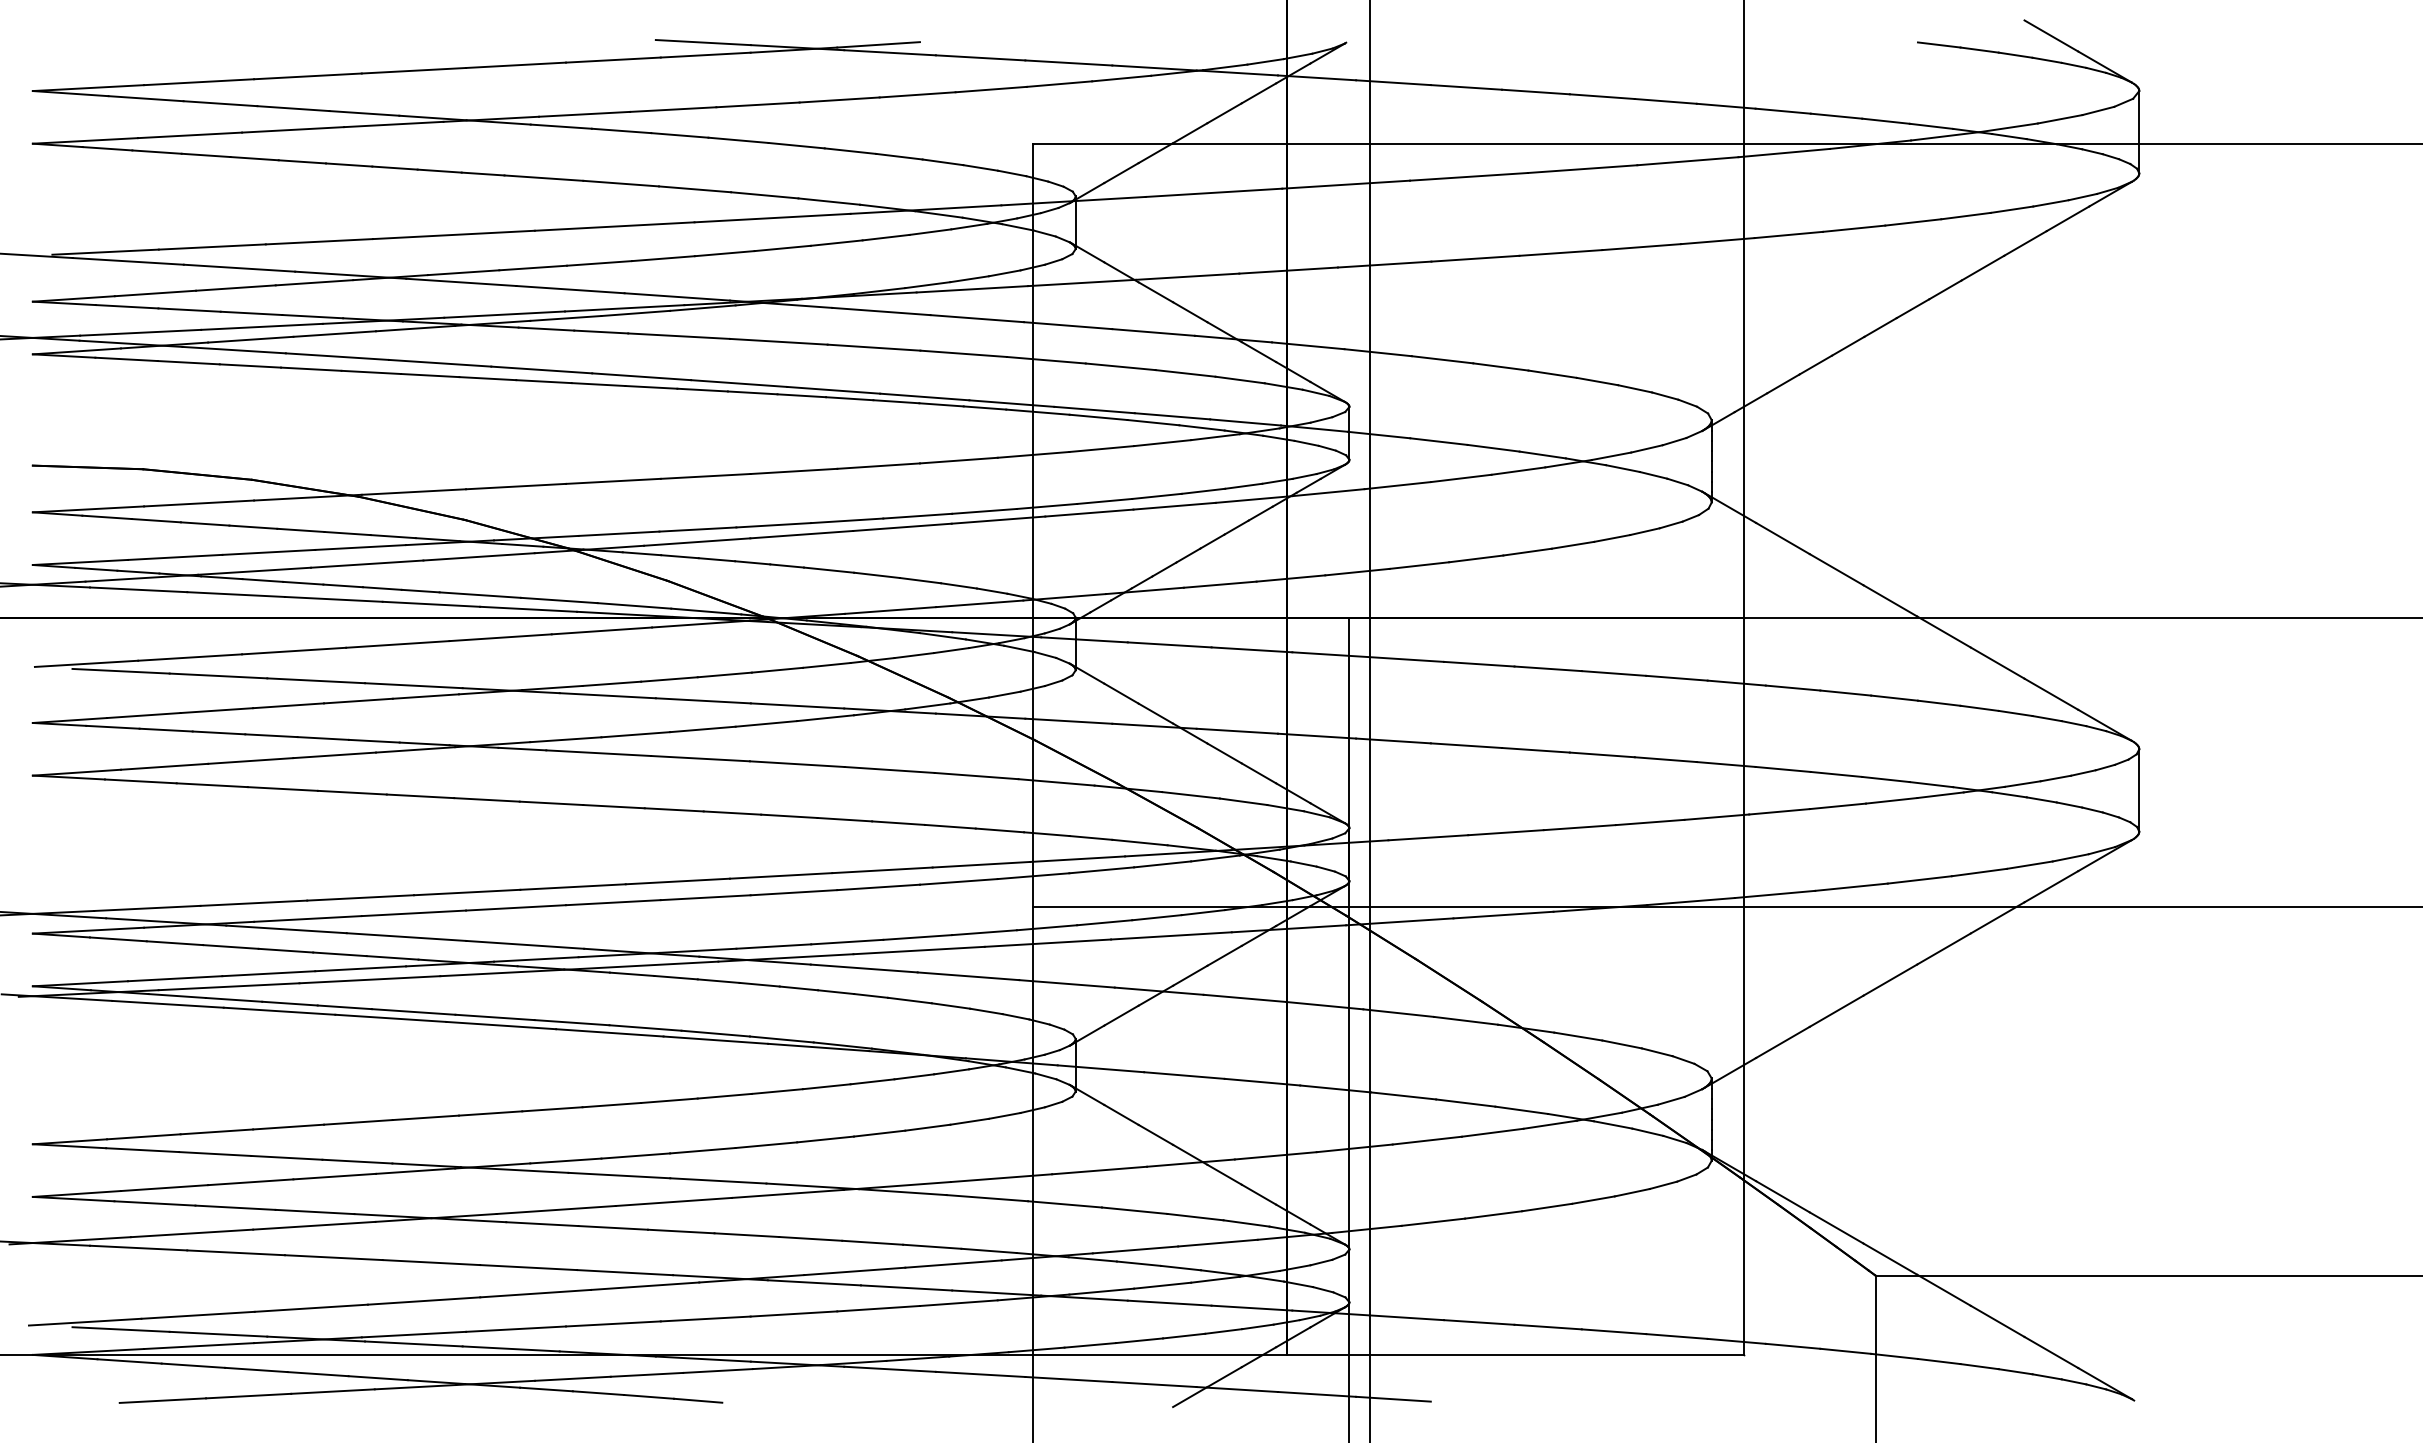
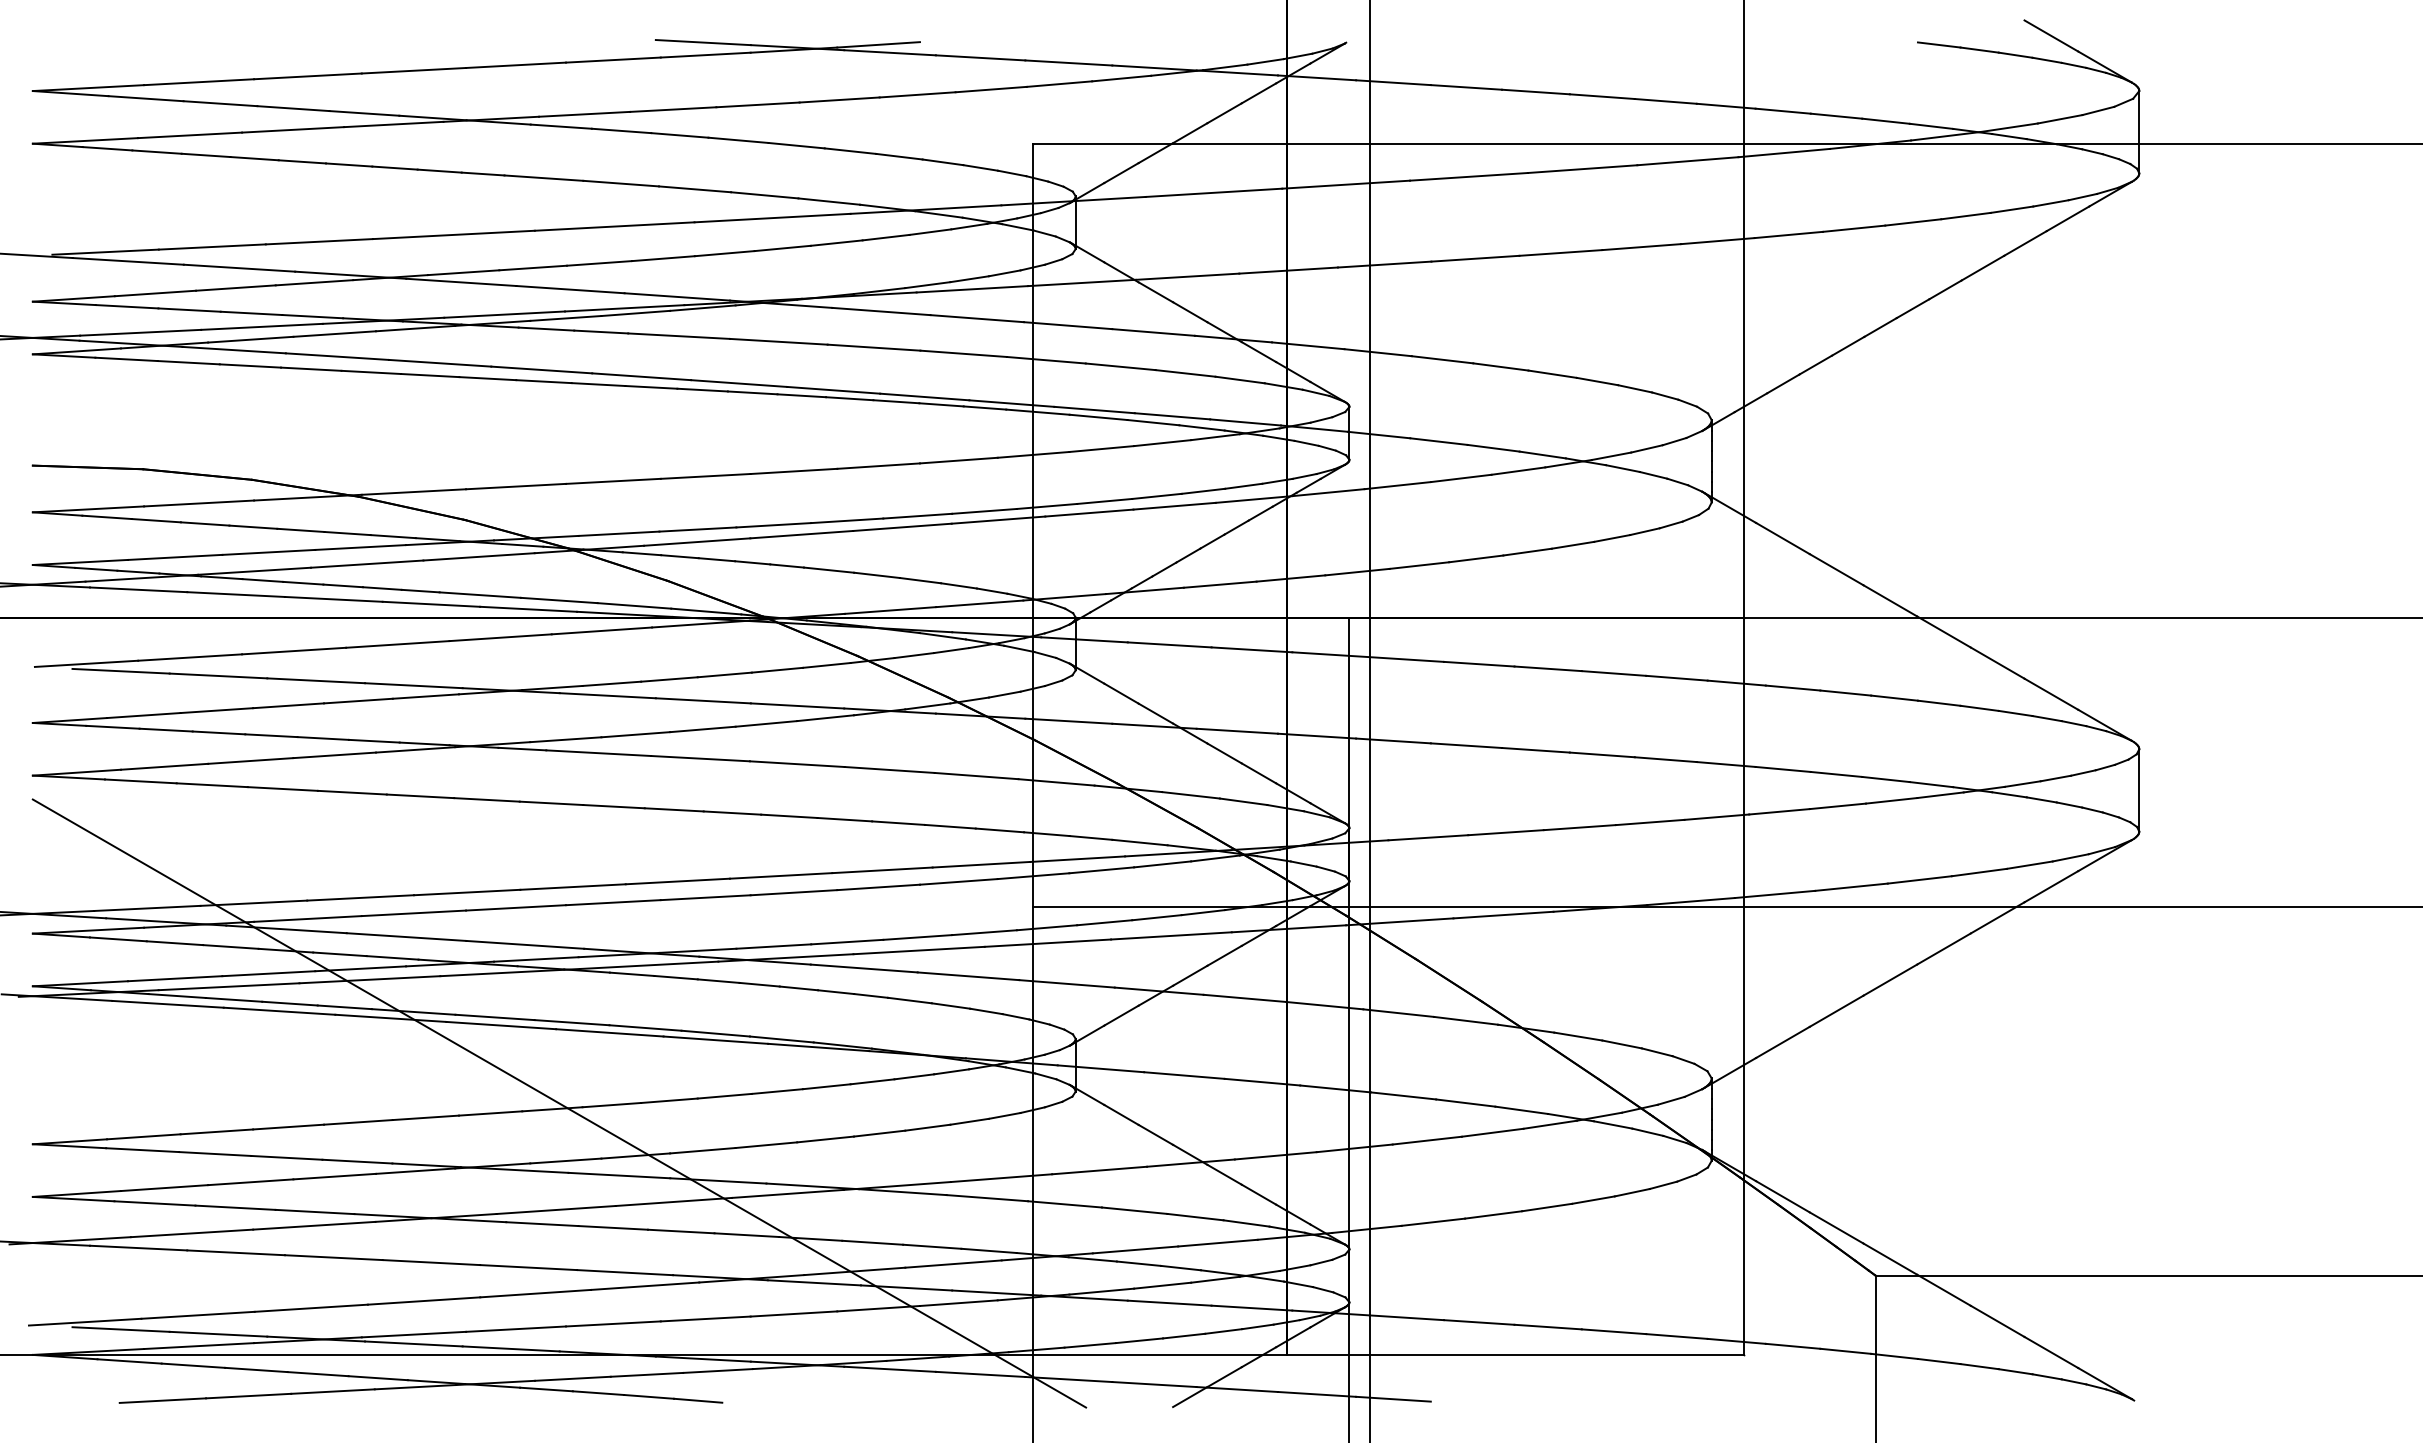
line: none -> present (559, 1103)
